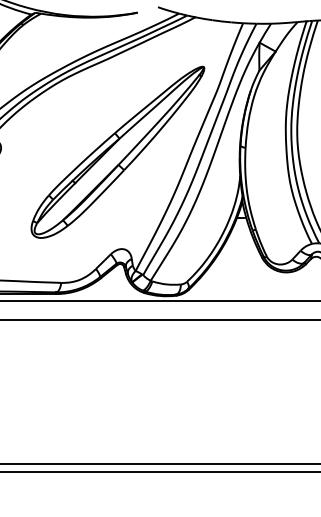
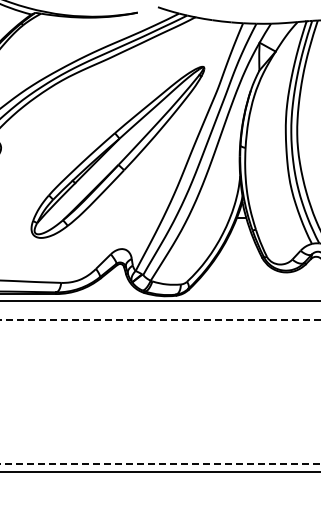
line: solid -> dashed (160, 319)
line: solid -> dashed (161, 463)
